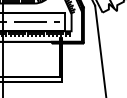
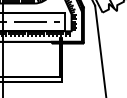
hatch: none -> present (74, 22)
